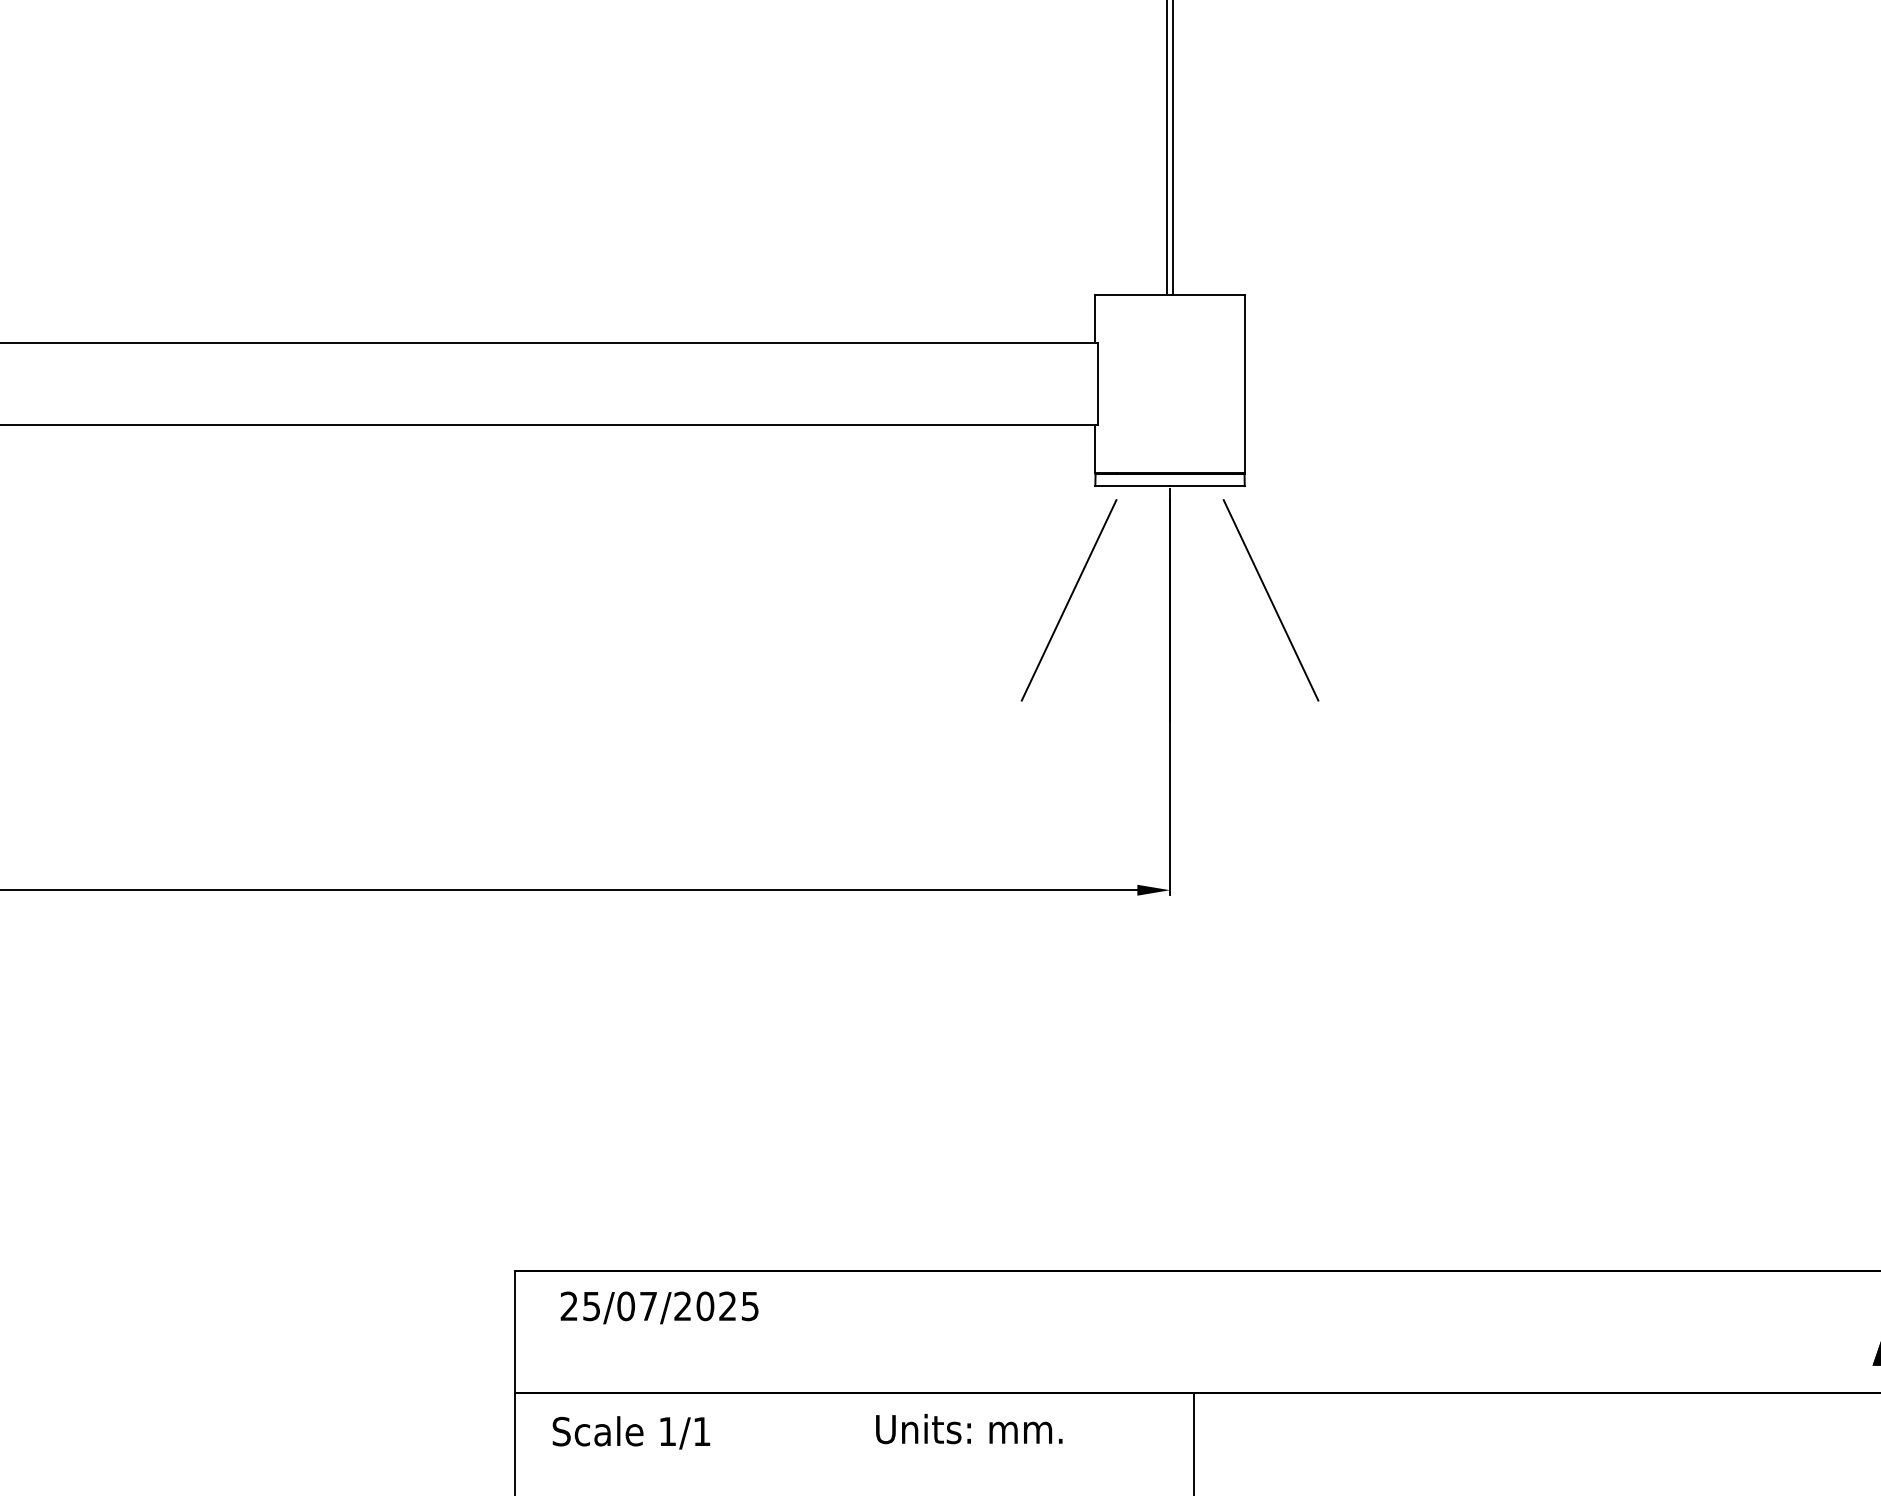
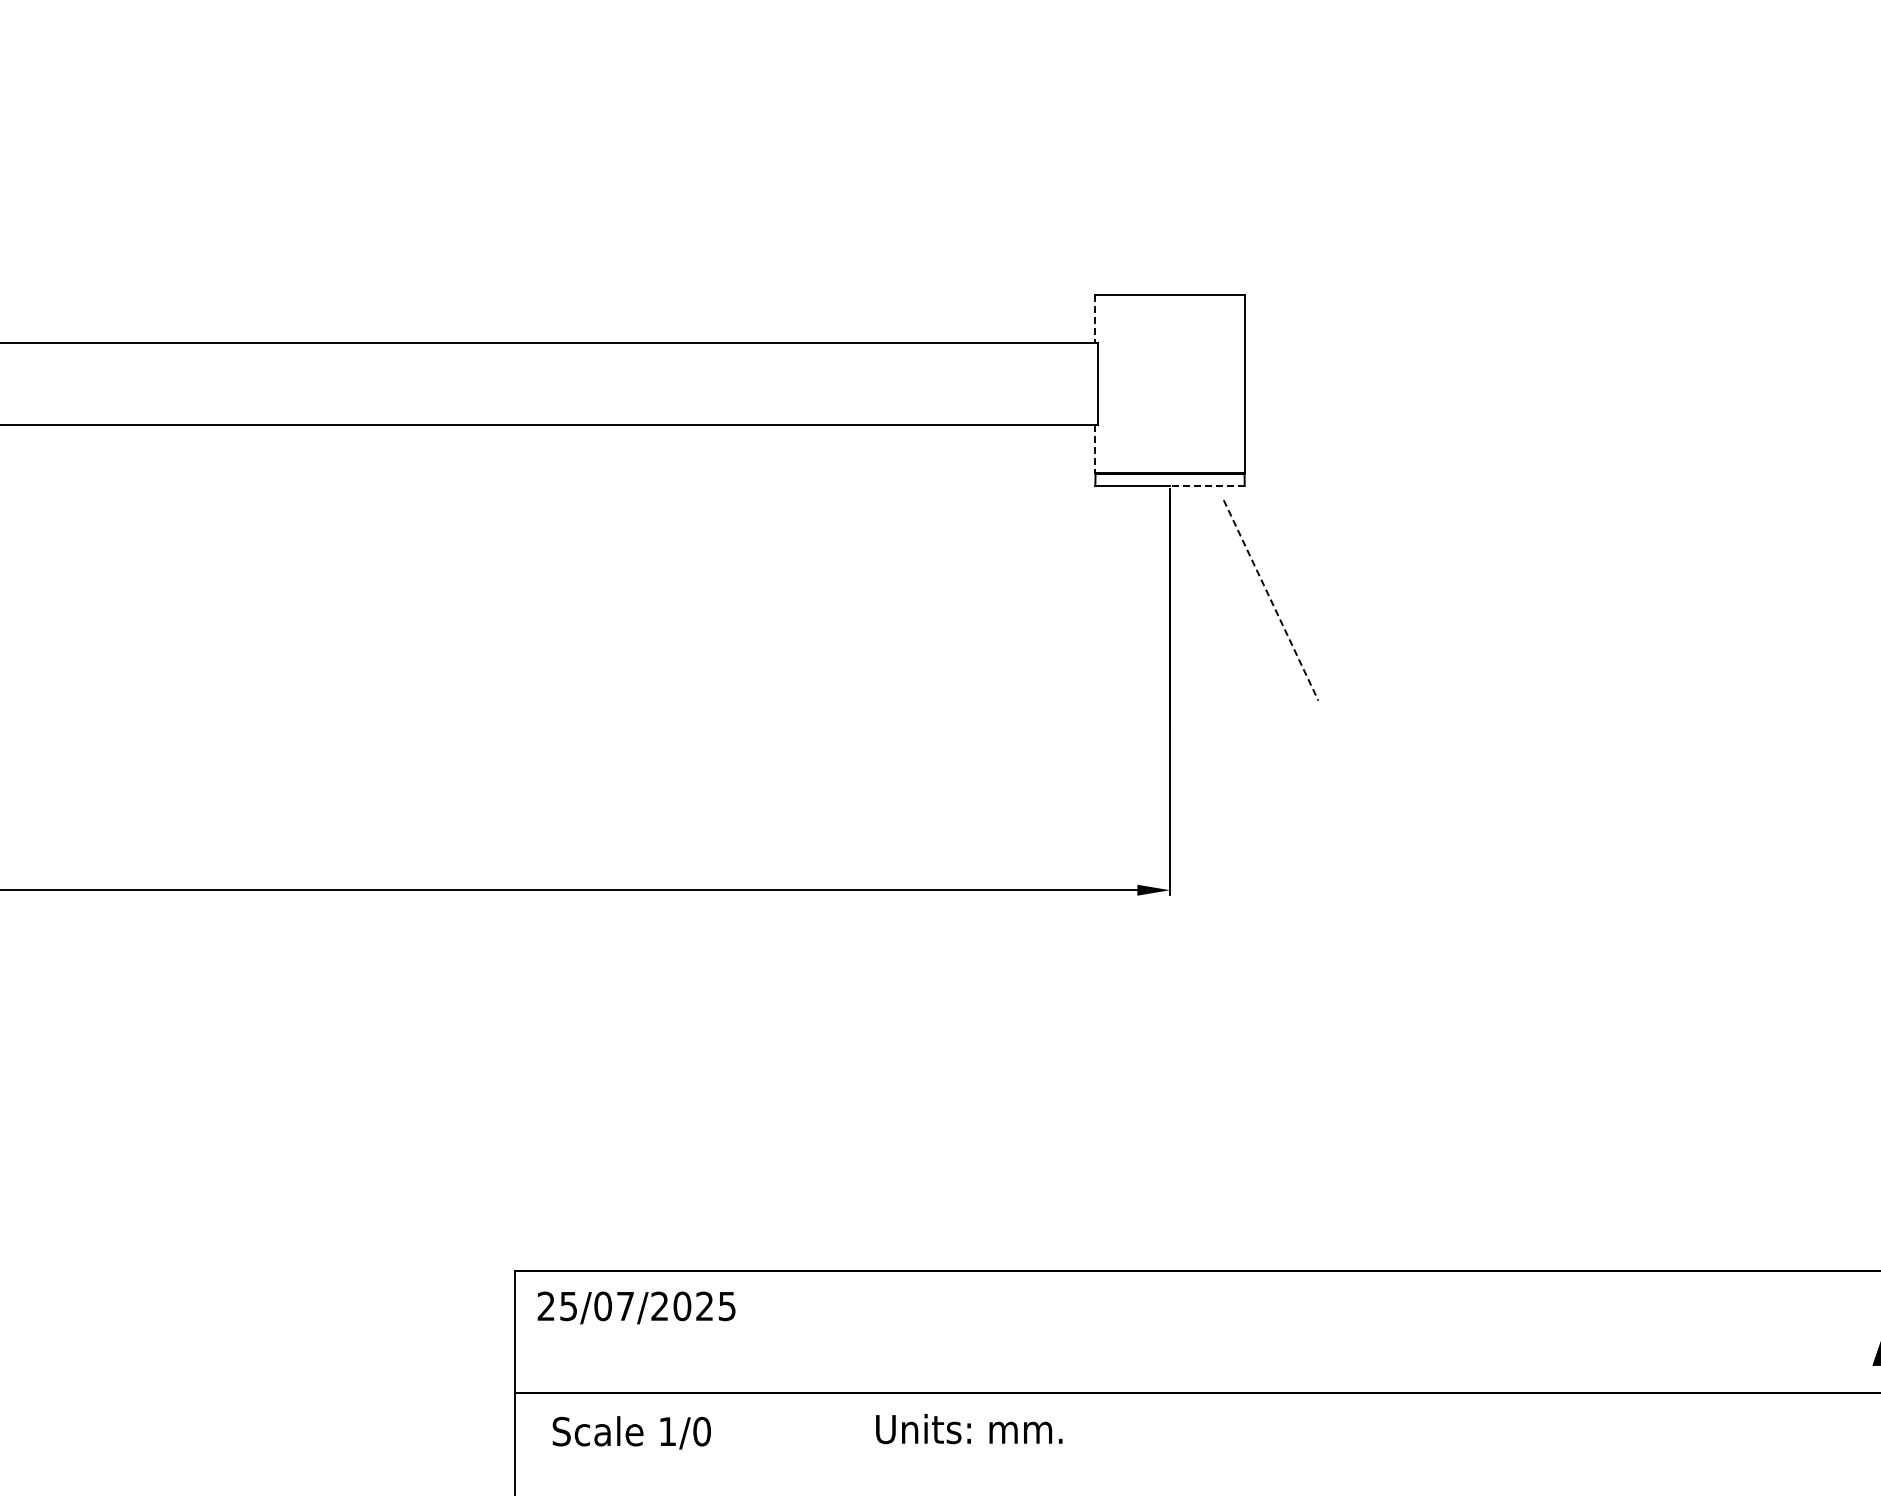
line: present -> none (1166, 148)
line: present -> none (1173, 148)
line: solid -> dashed (1095, 319)
line: solid -> dashed (1095, 449)
line: solid -> dashed (1206, 486)
line: present -> none (1068, 600)
line: solid -> dashed (1271, 600)
text position: (659, 1307) -> (636, 1307) (636, 1307)
text: 1/1 -> 1/0 (701, 1431)
line: present -> none (1194, 1442)
